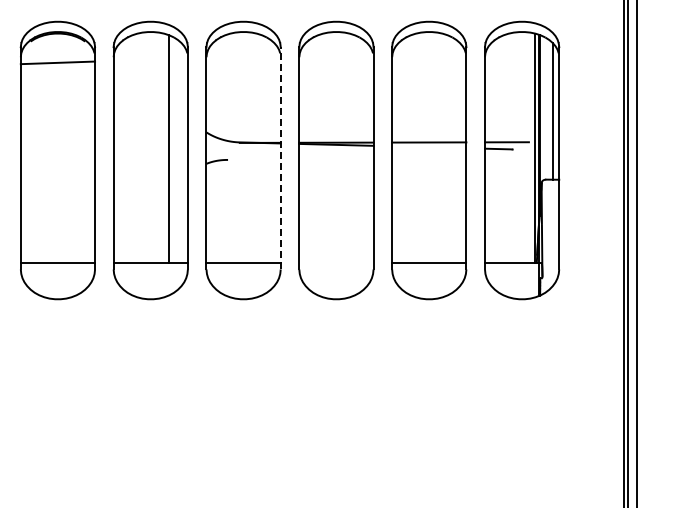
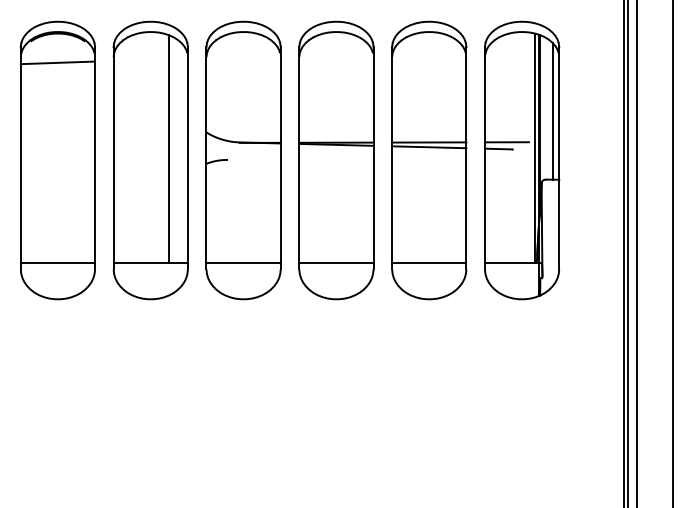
line: none -> present (429, 147)
line: dashed -> solid (280, 157)
line: none -> present (673, 253)
line: none -> present (336, 262)
